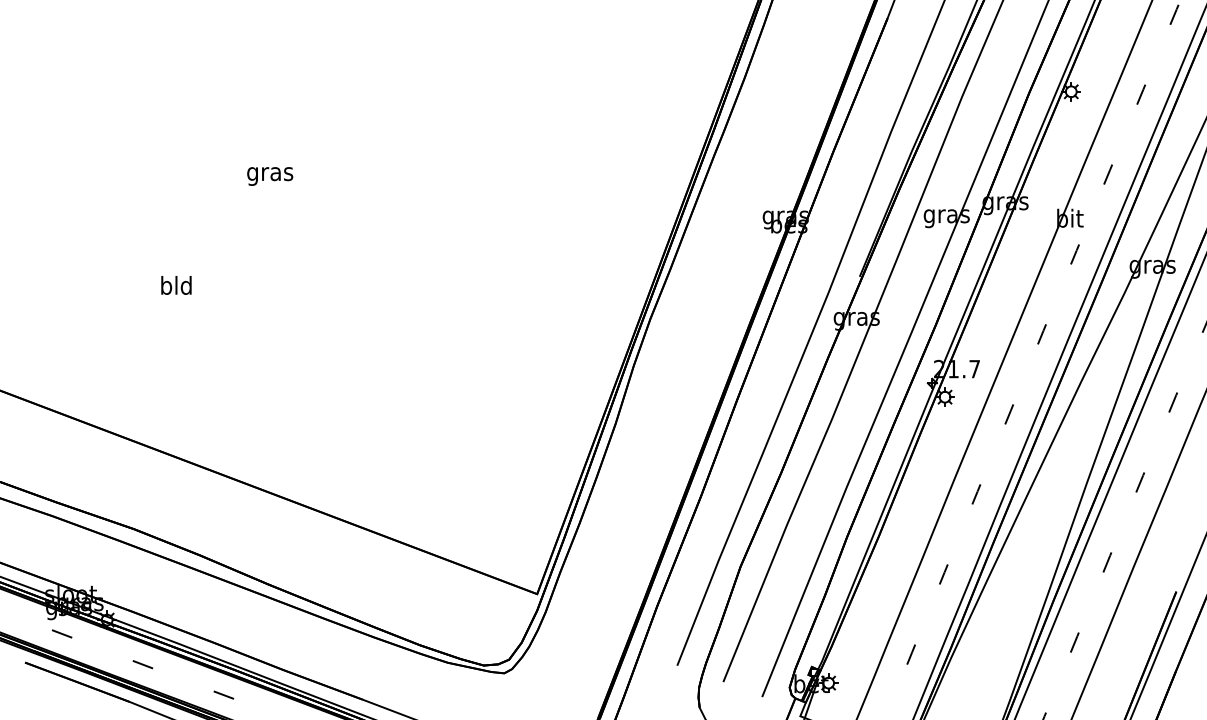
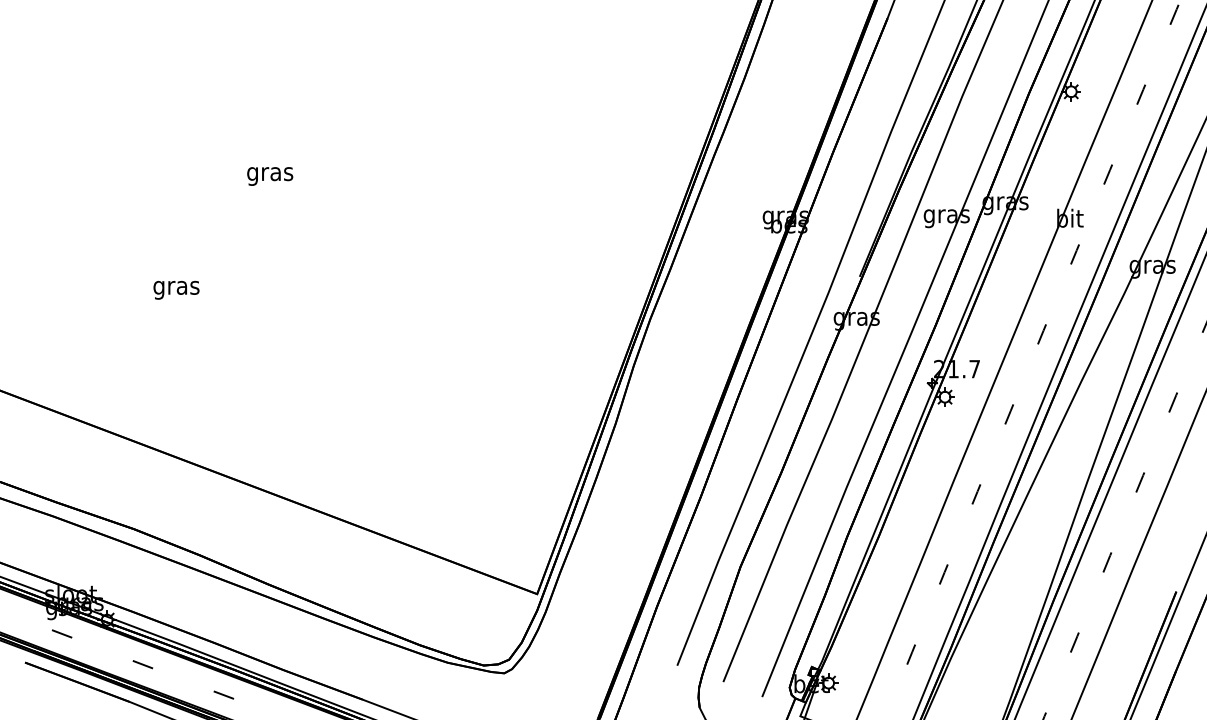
text: bld -> gras (176, 287)
